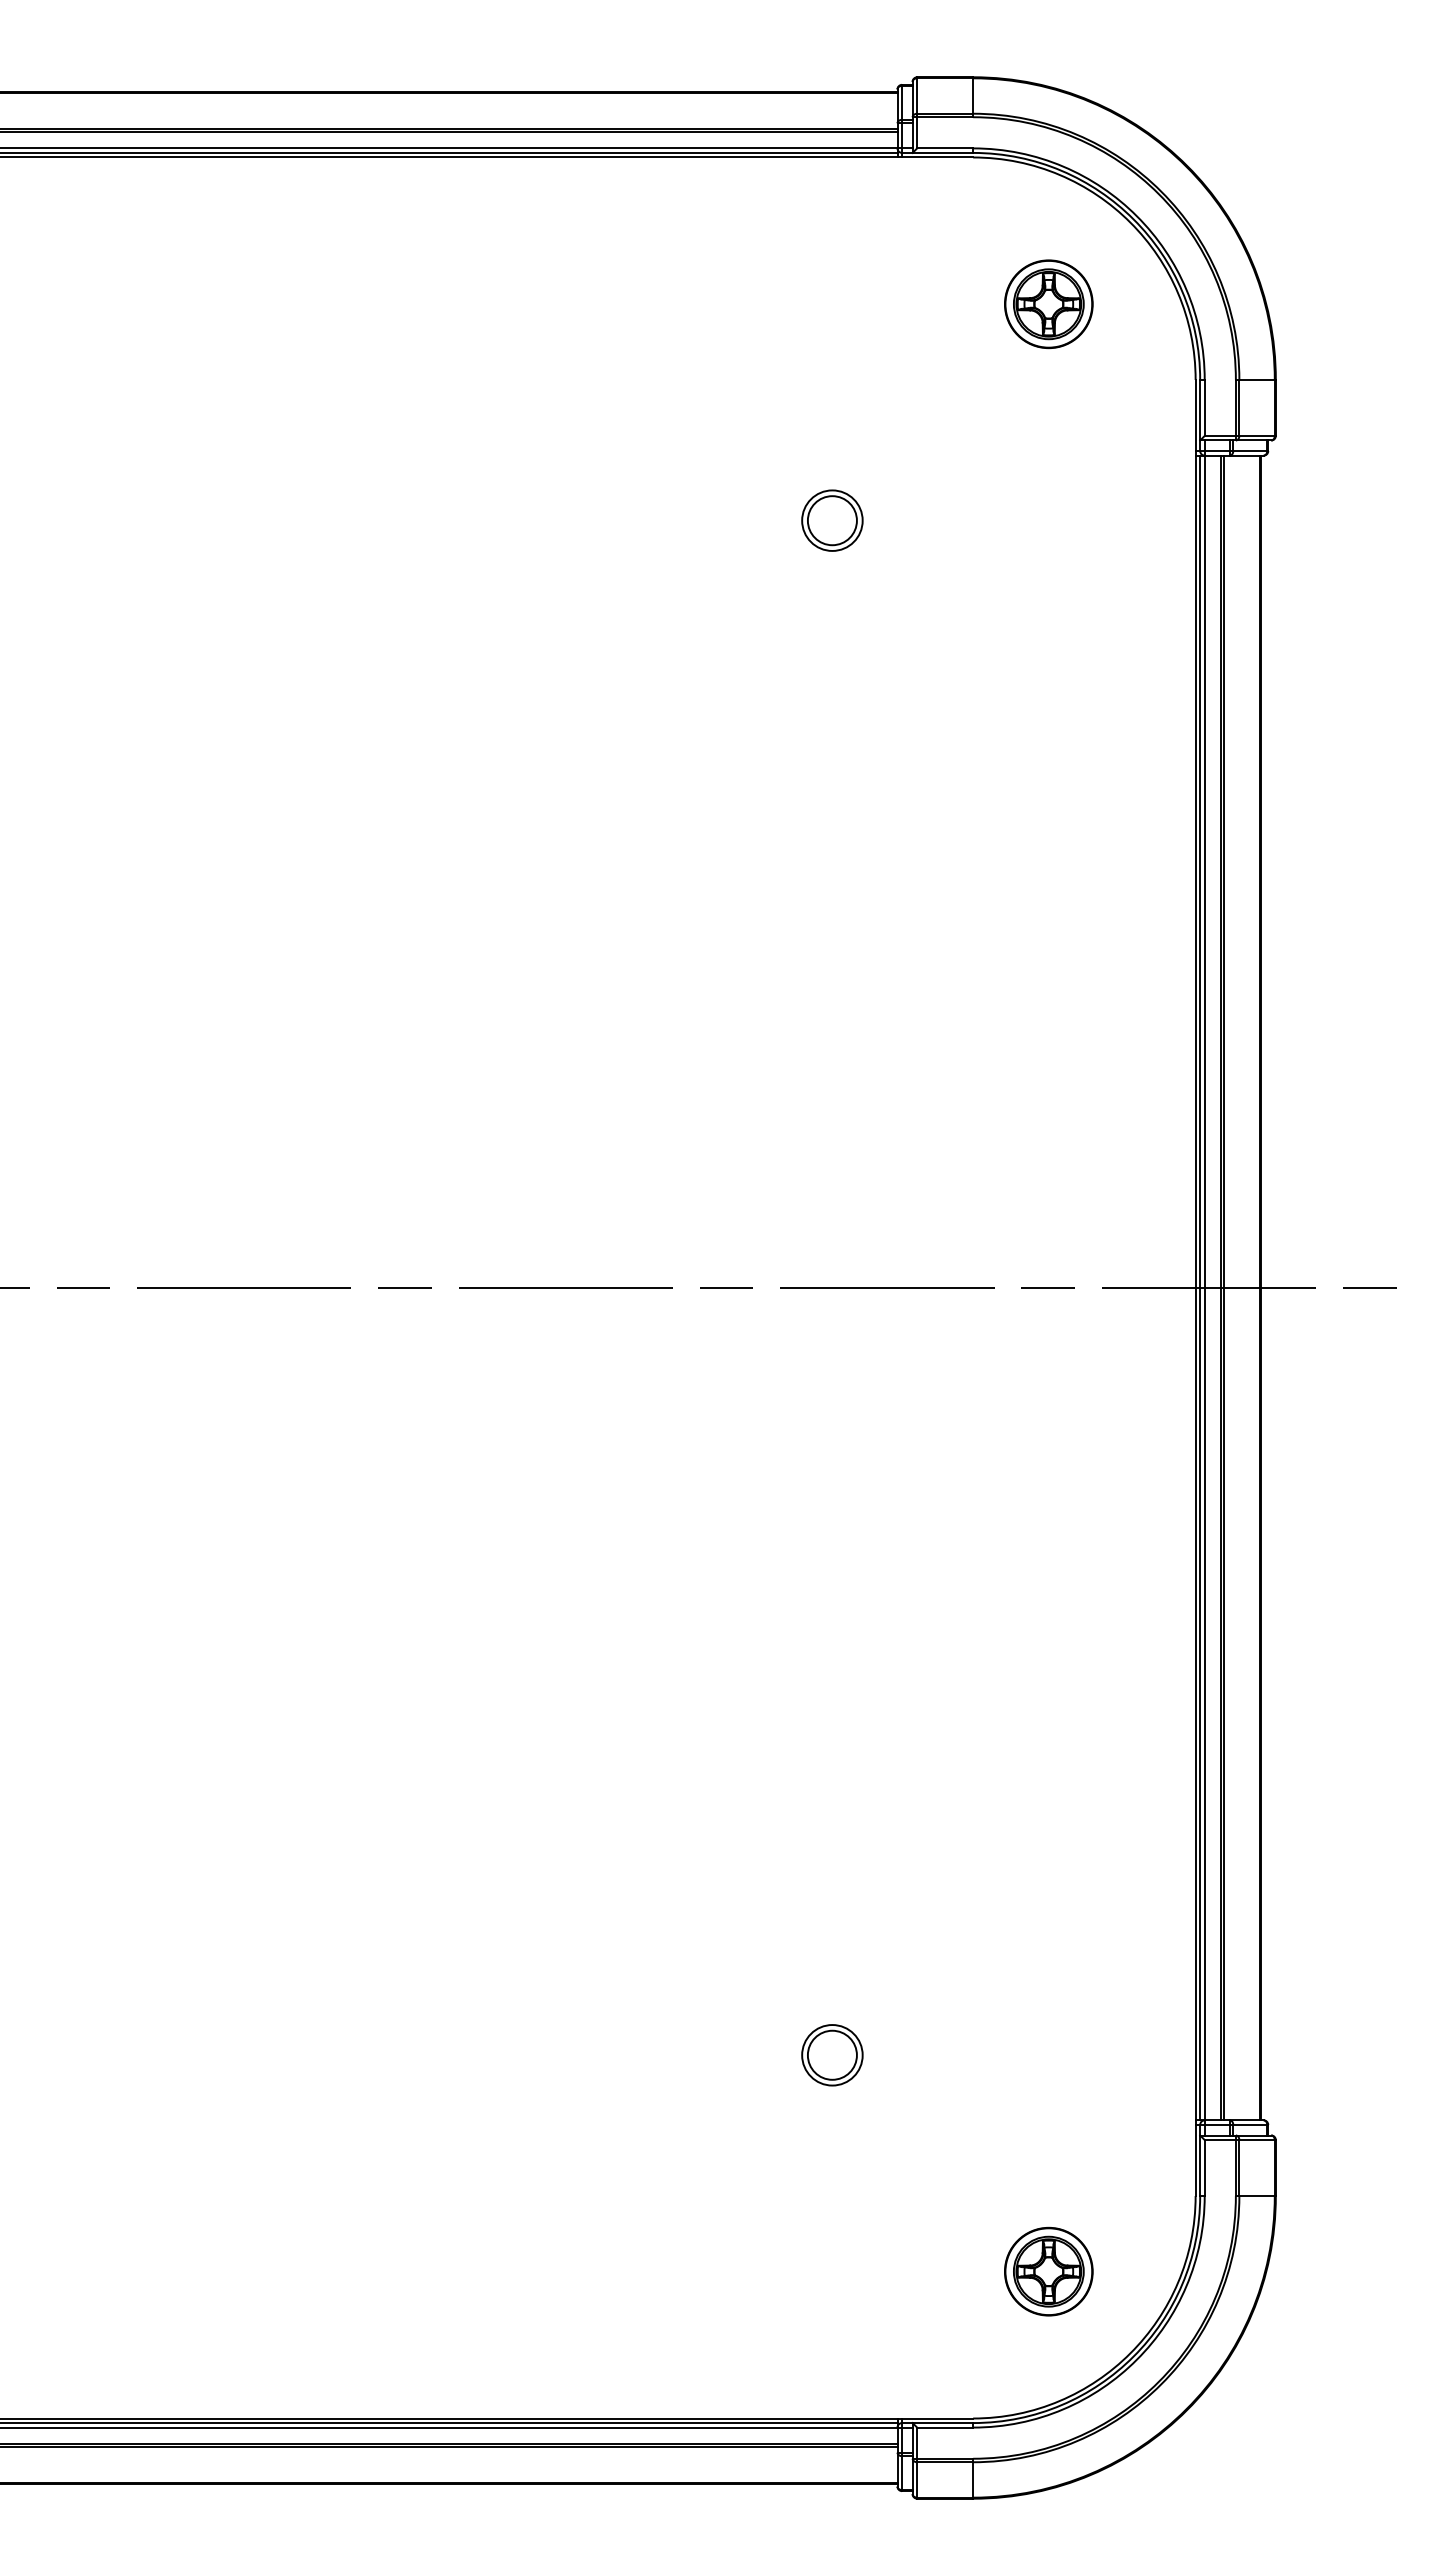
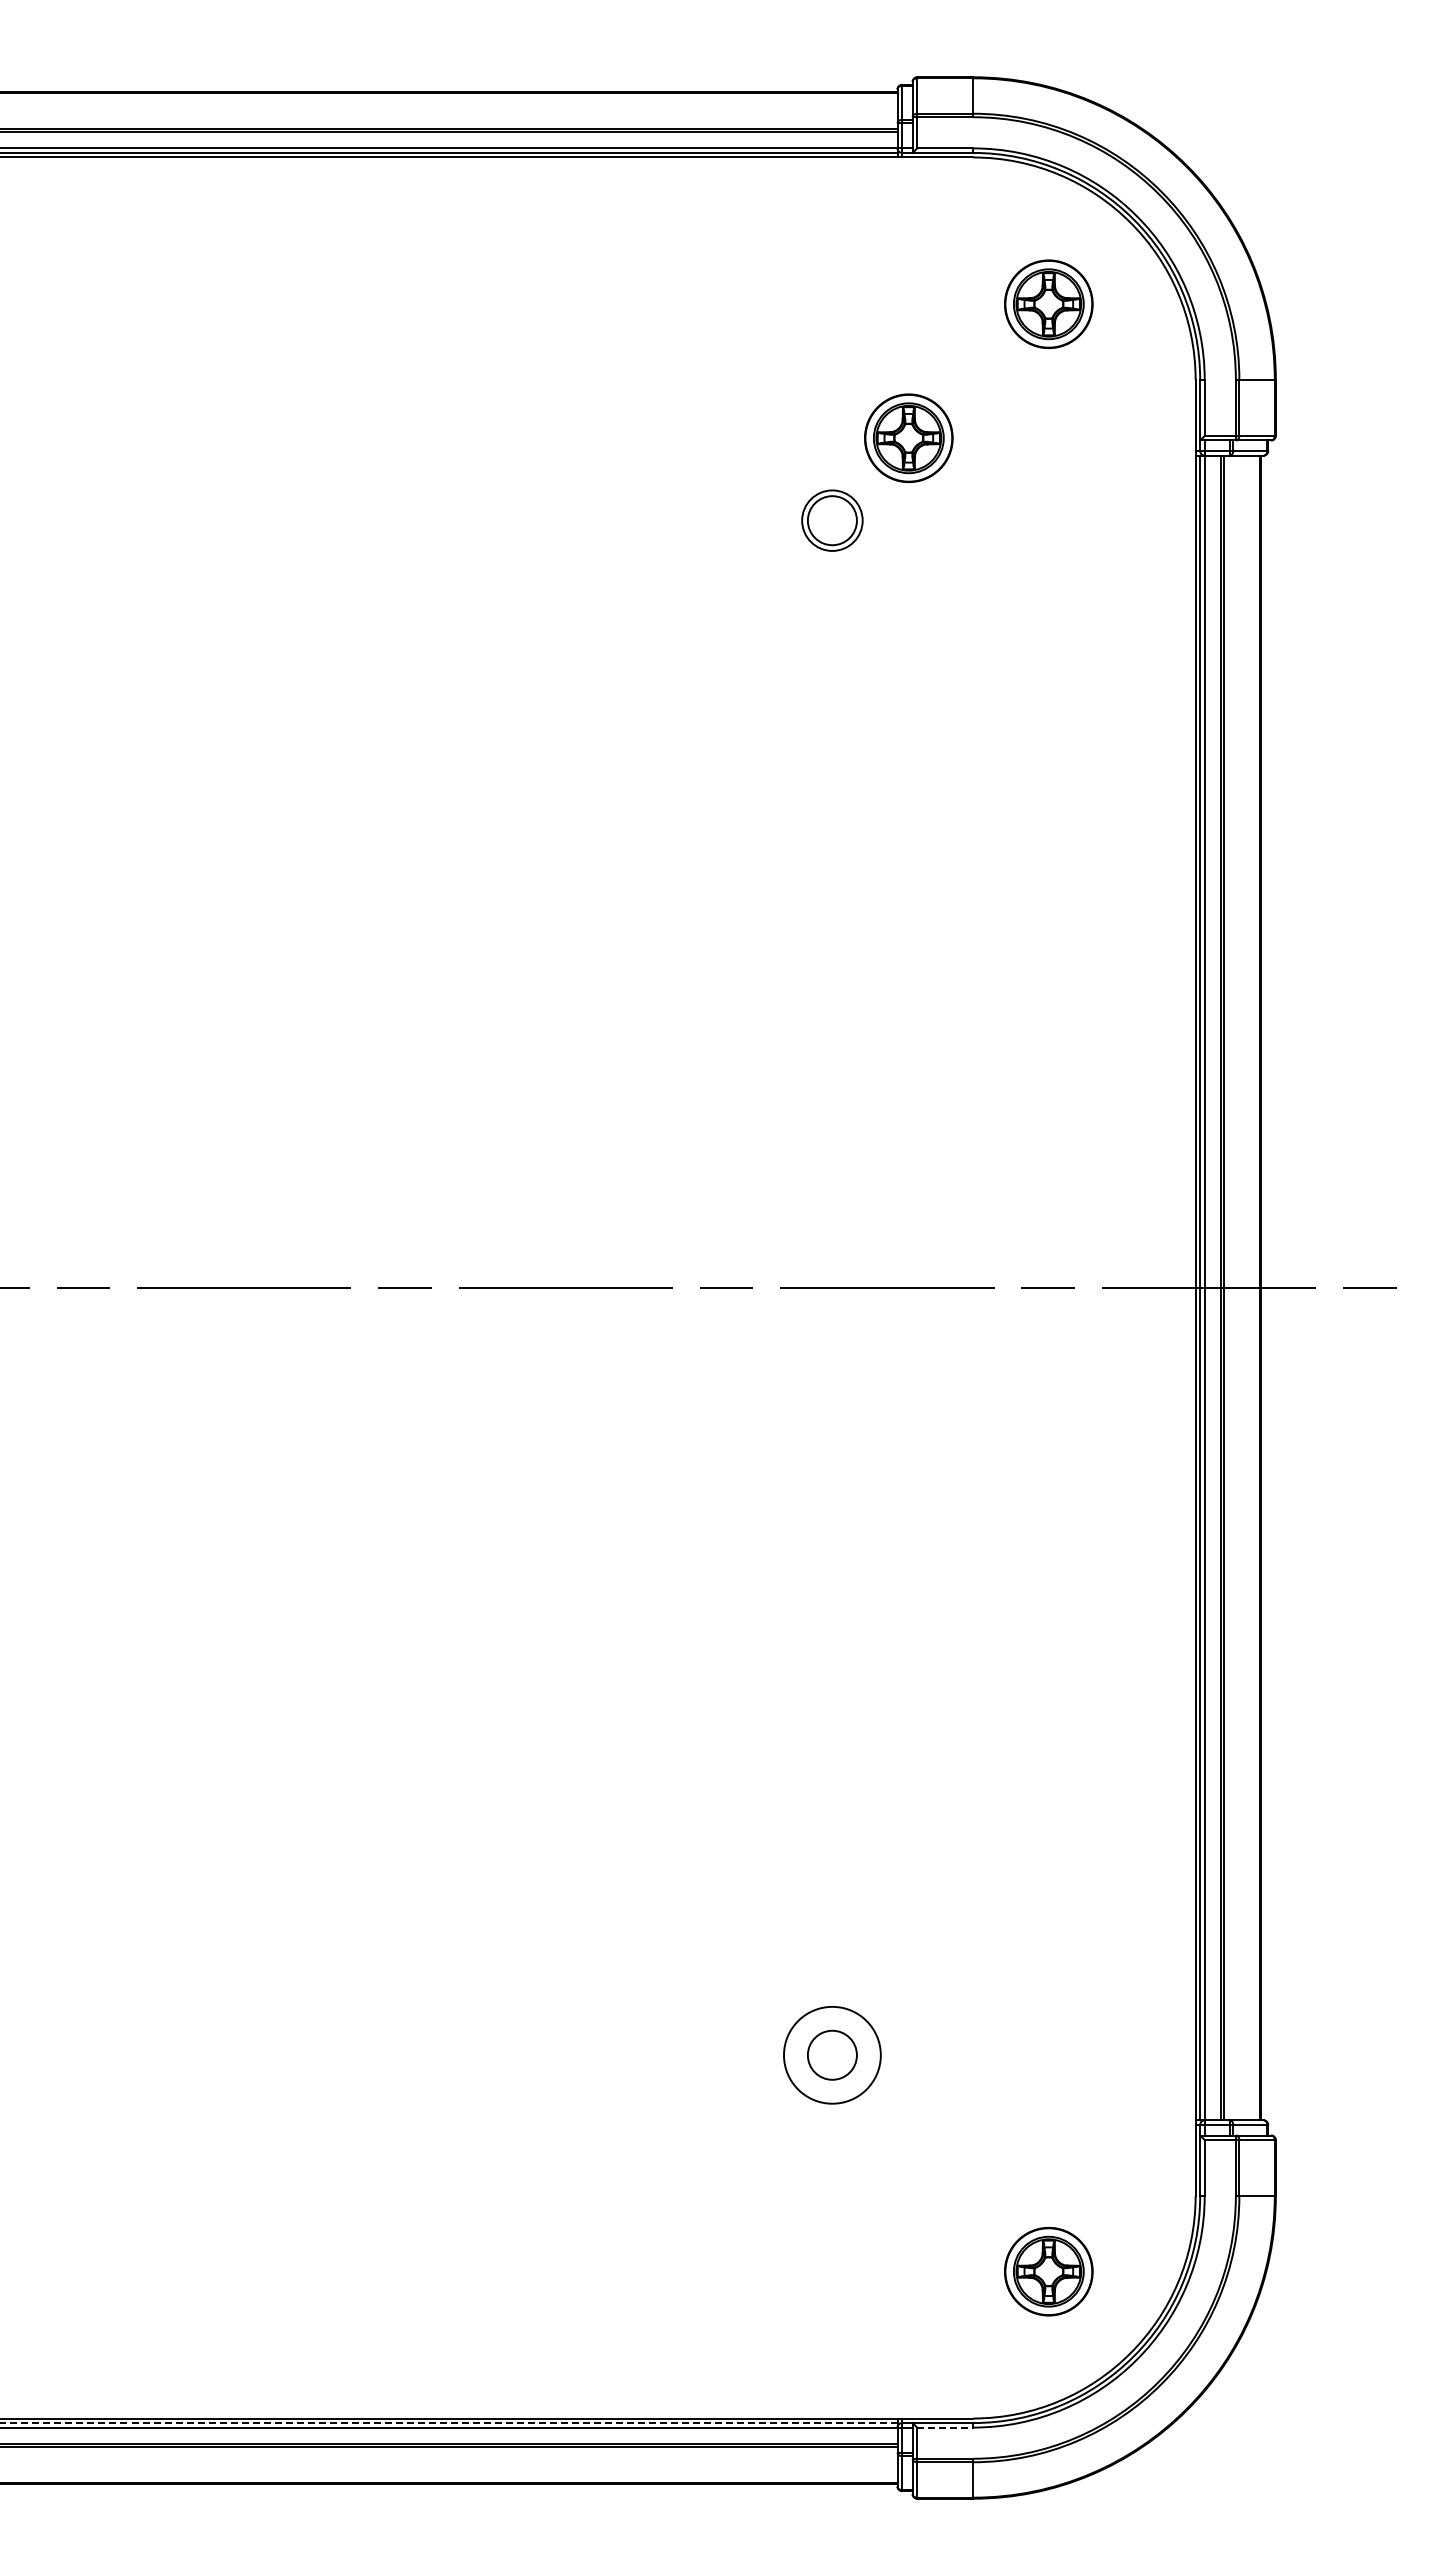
part: none -> present (908, 438)
circle diameter: 61 px -> 97 px (831, 2054)
line: solid -> dashed (448, 2423)
line: solid -> dashed (945, 2427)
